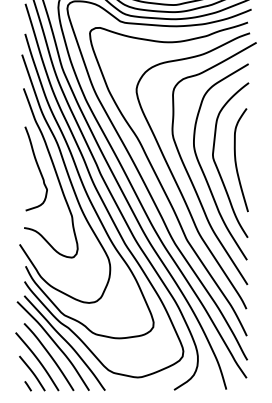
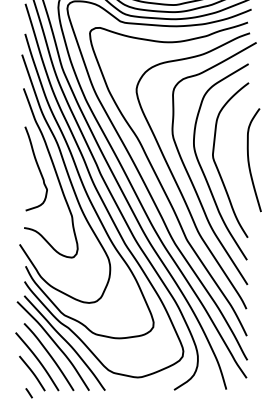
curve position: (236, 160) -> (249, 160) (249, 160)
line position: (27, 386) -> (28, 393) (28, 393)
